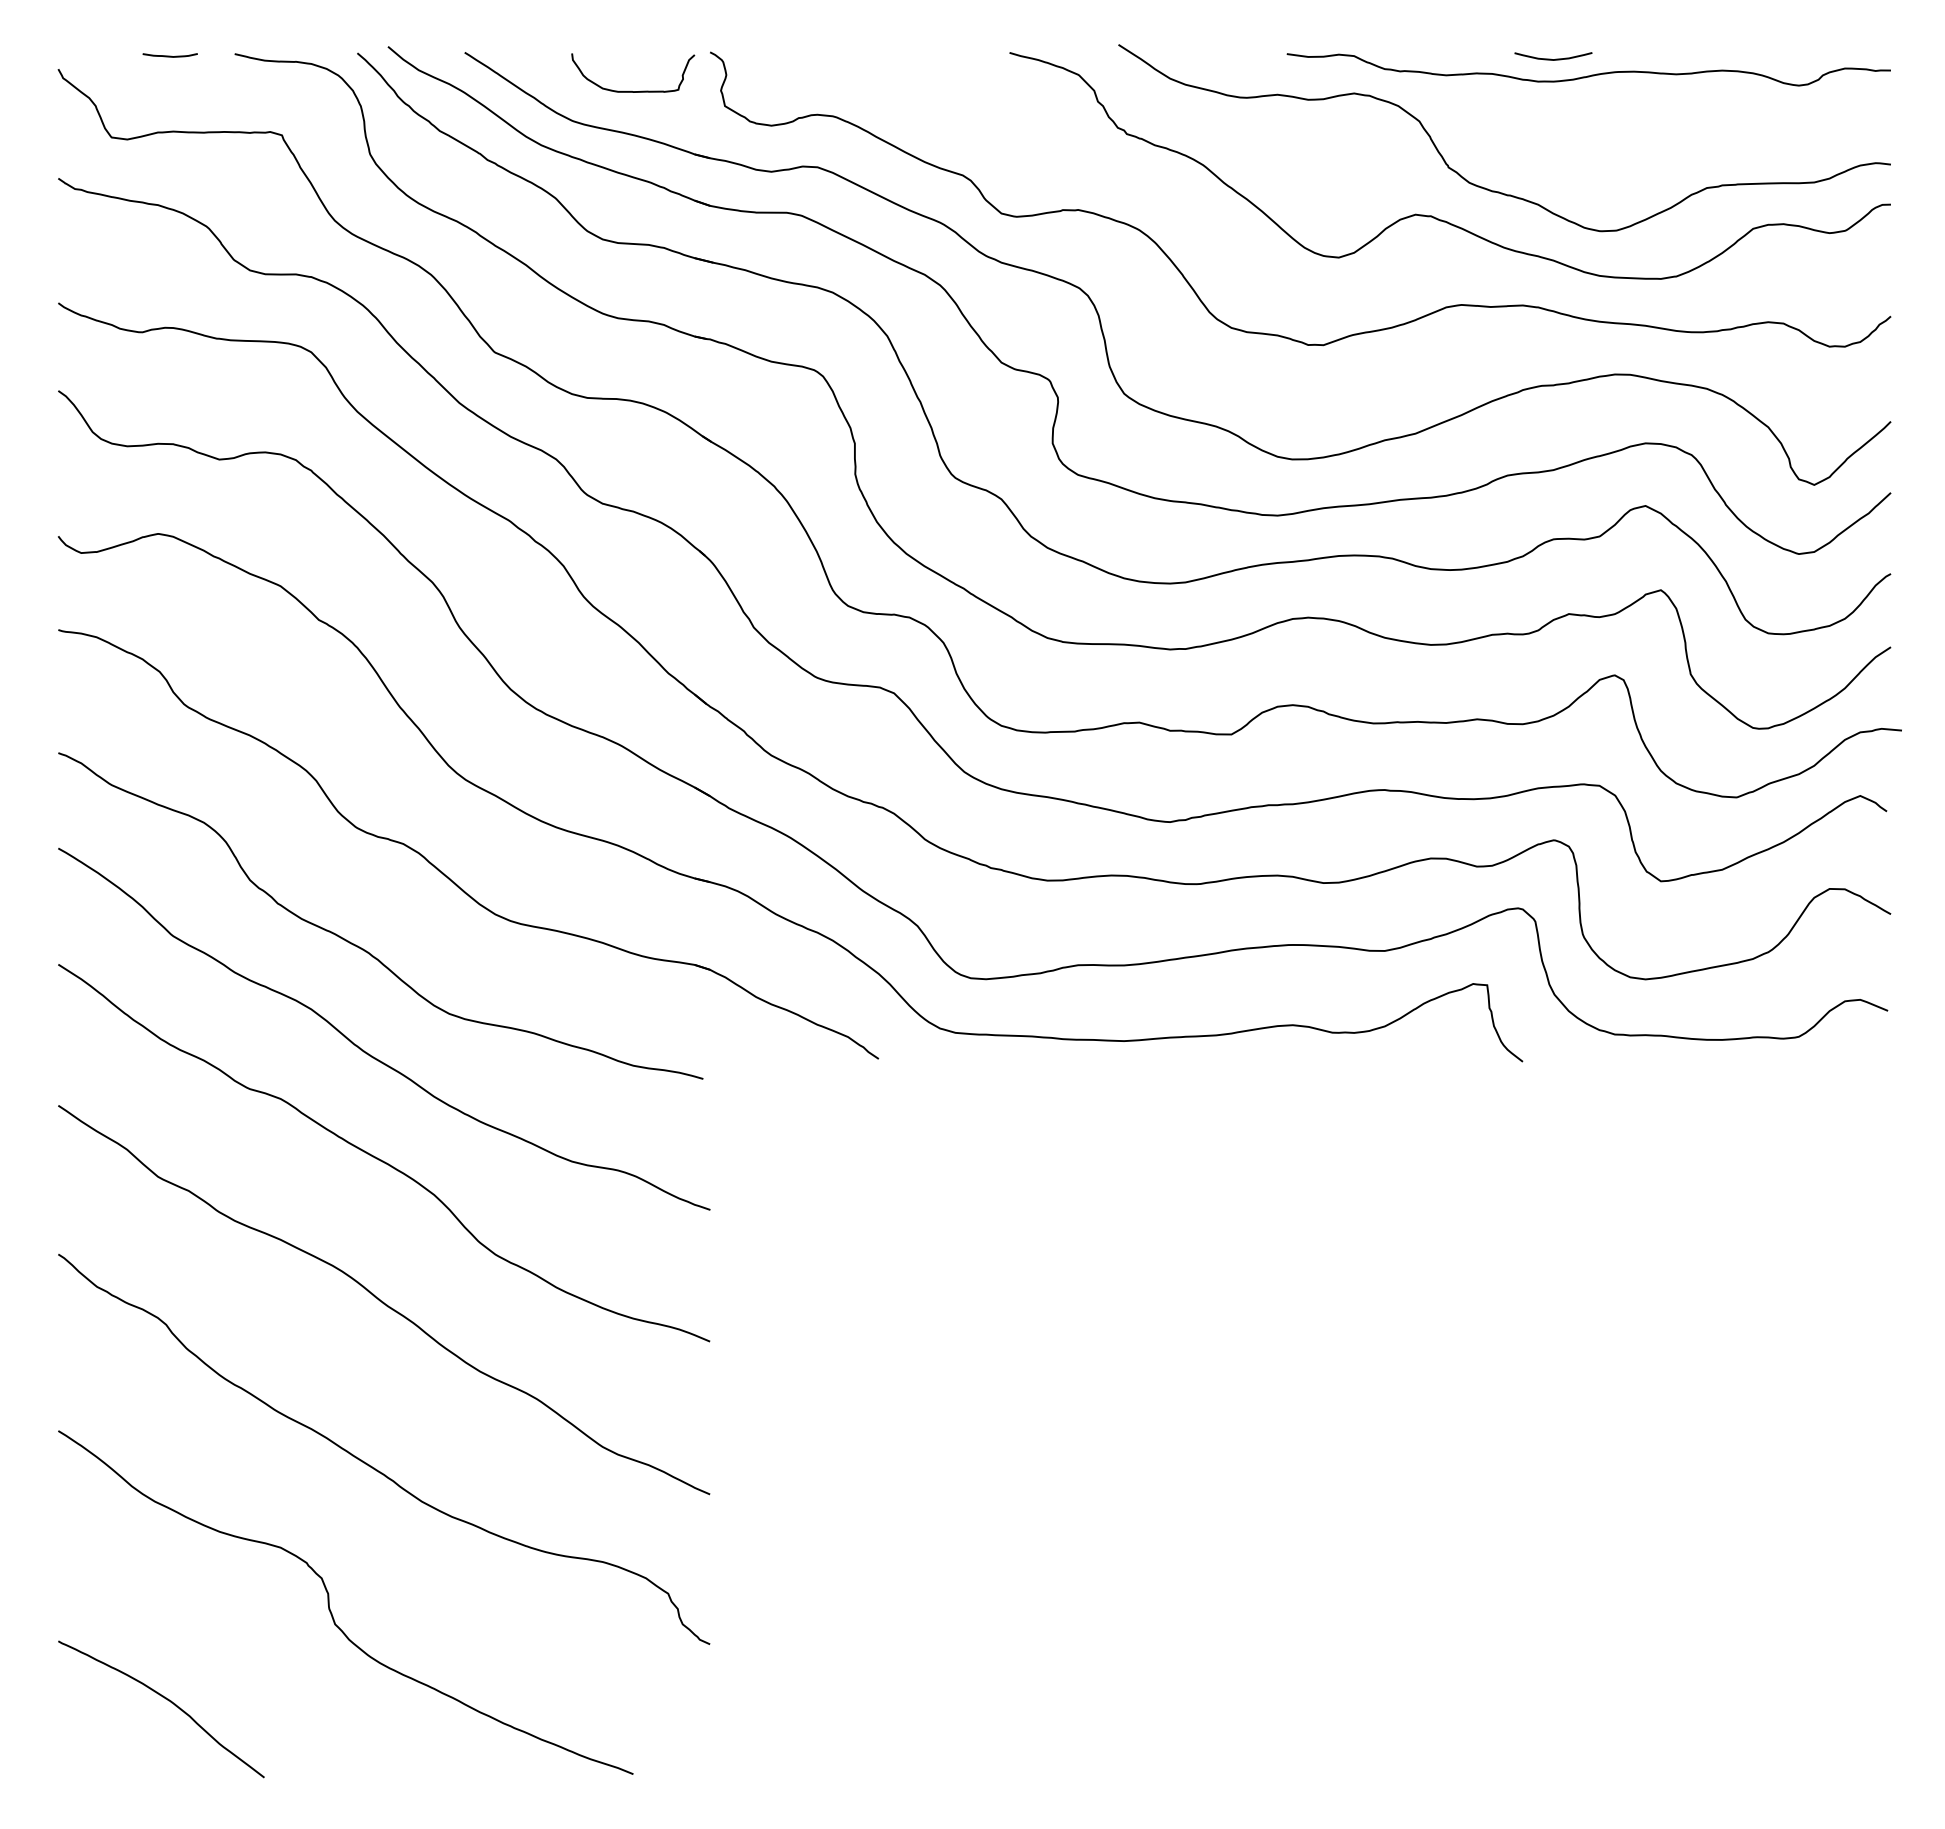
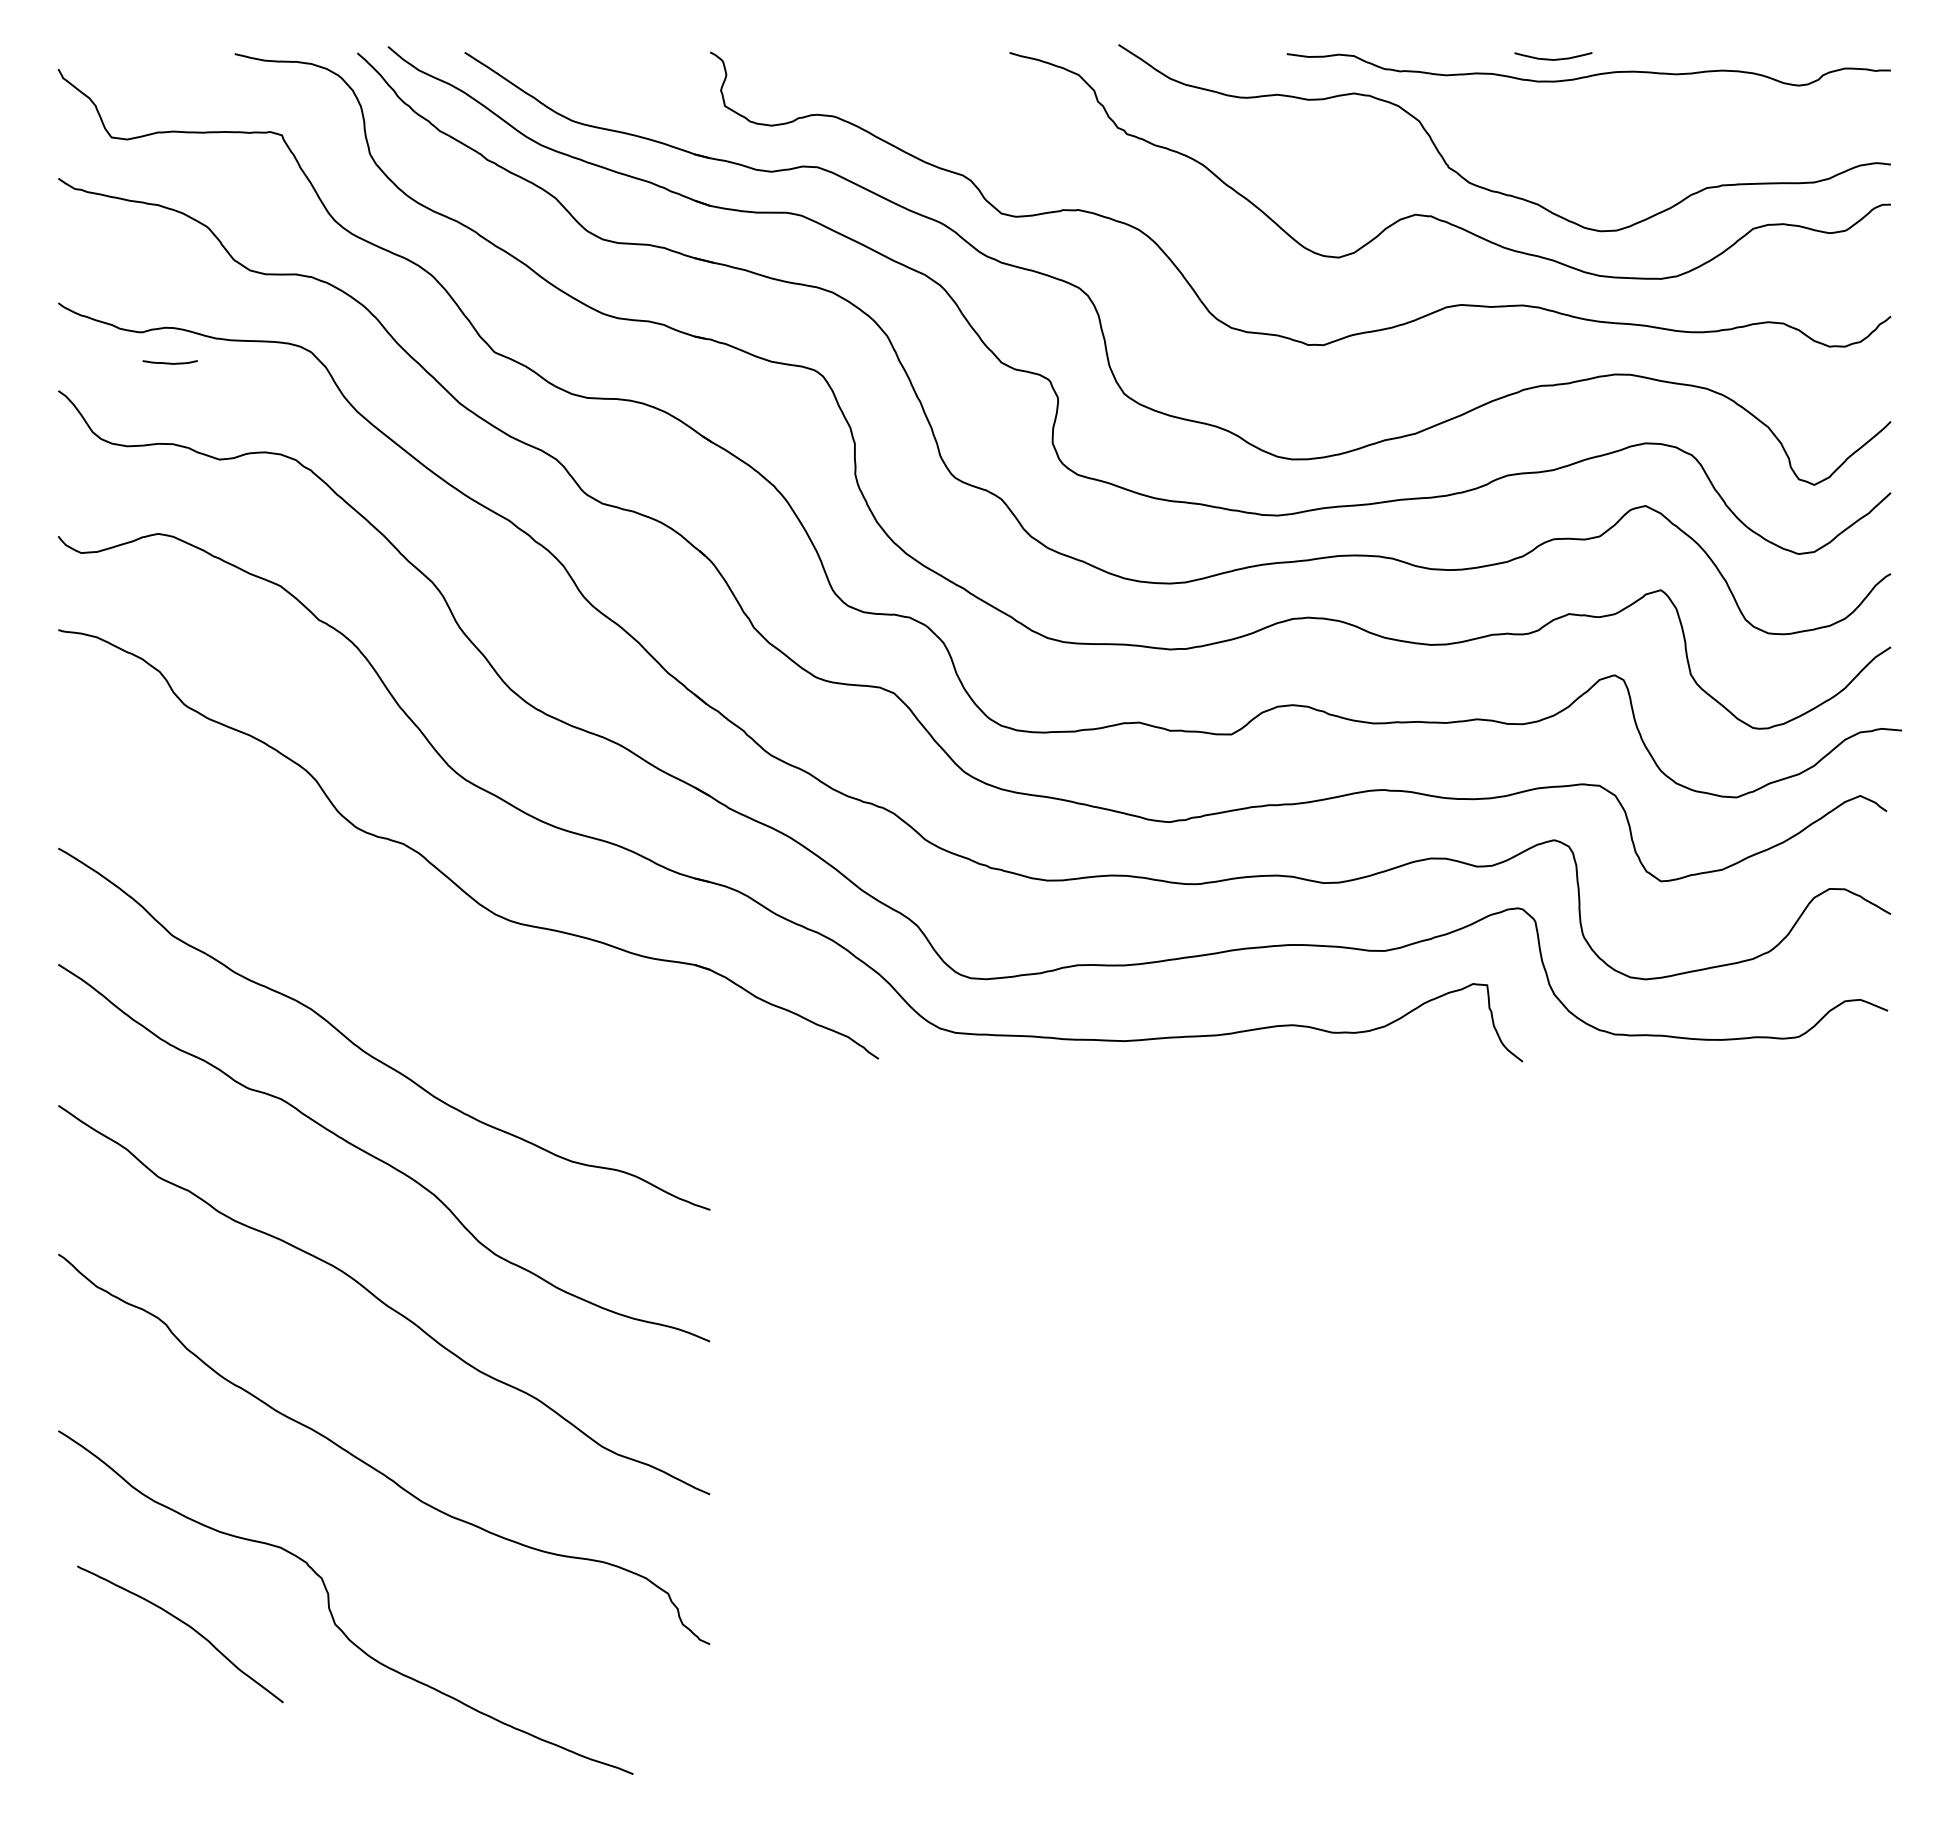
curve position: (169, 55) -> (169, 362) (169, 362)
curve: present -> none (633, 91)
curve: present -> none (363, 948)
curve position: (168, 1701) -> (187, 1626) (187, 1626)
